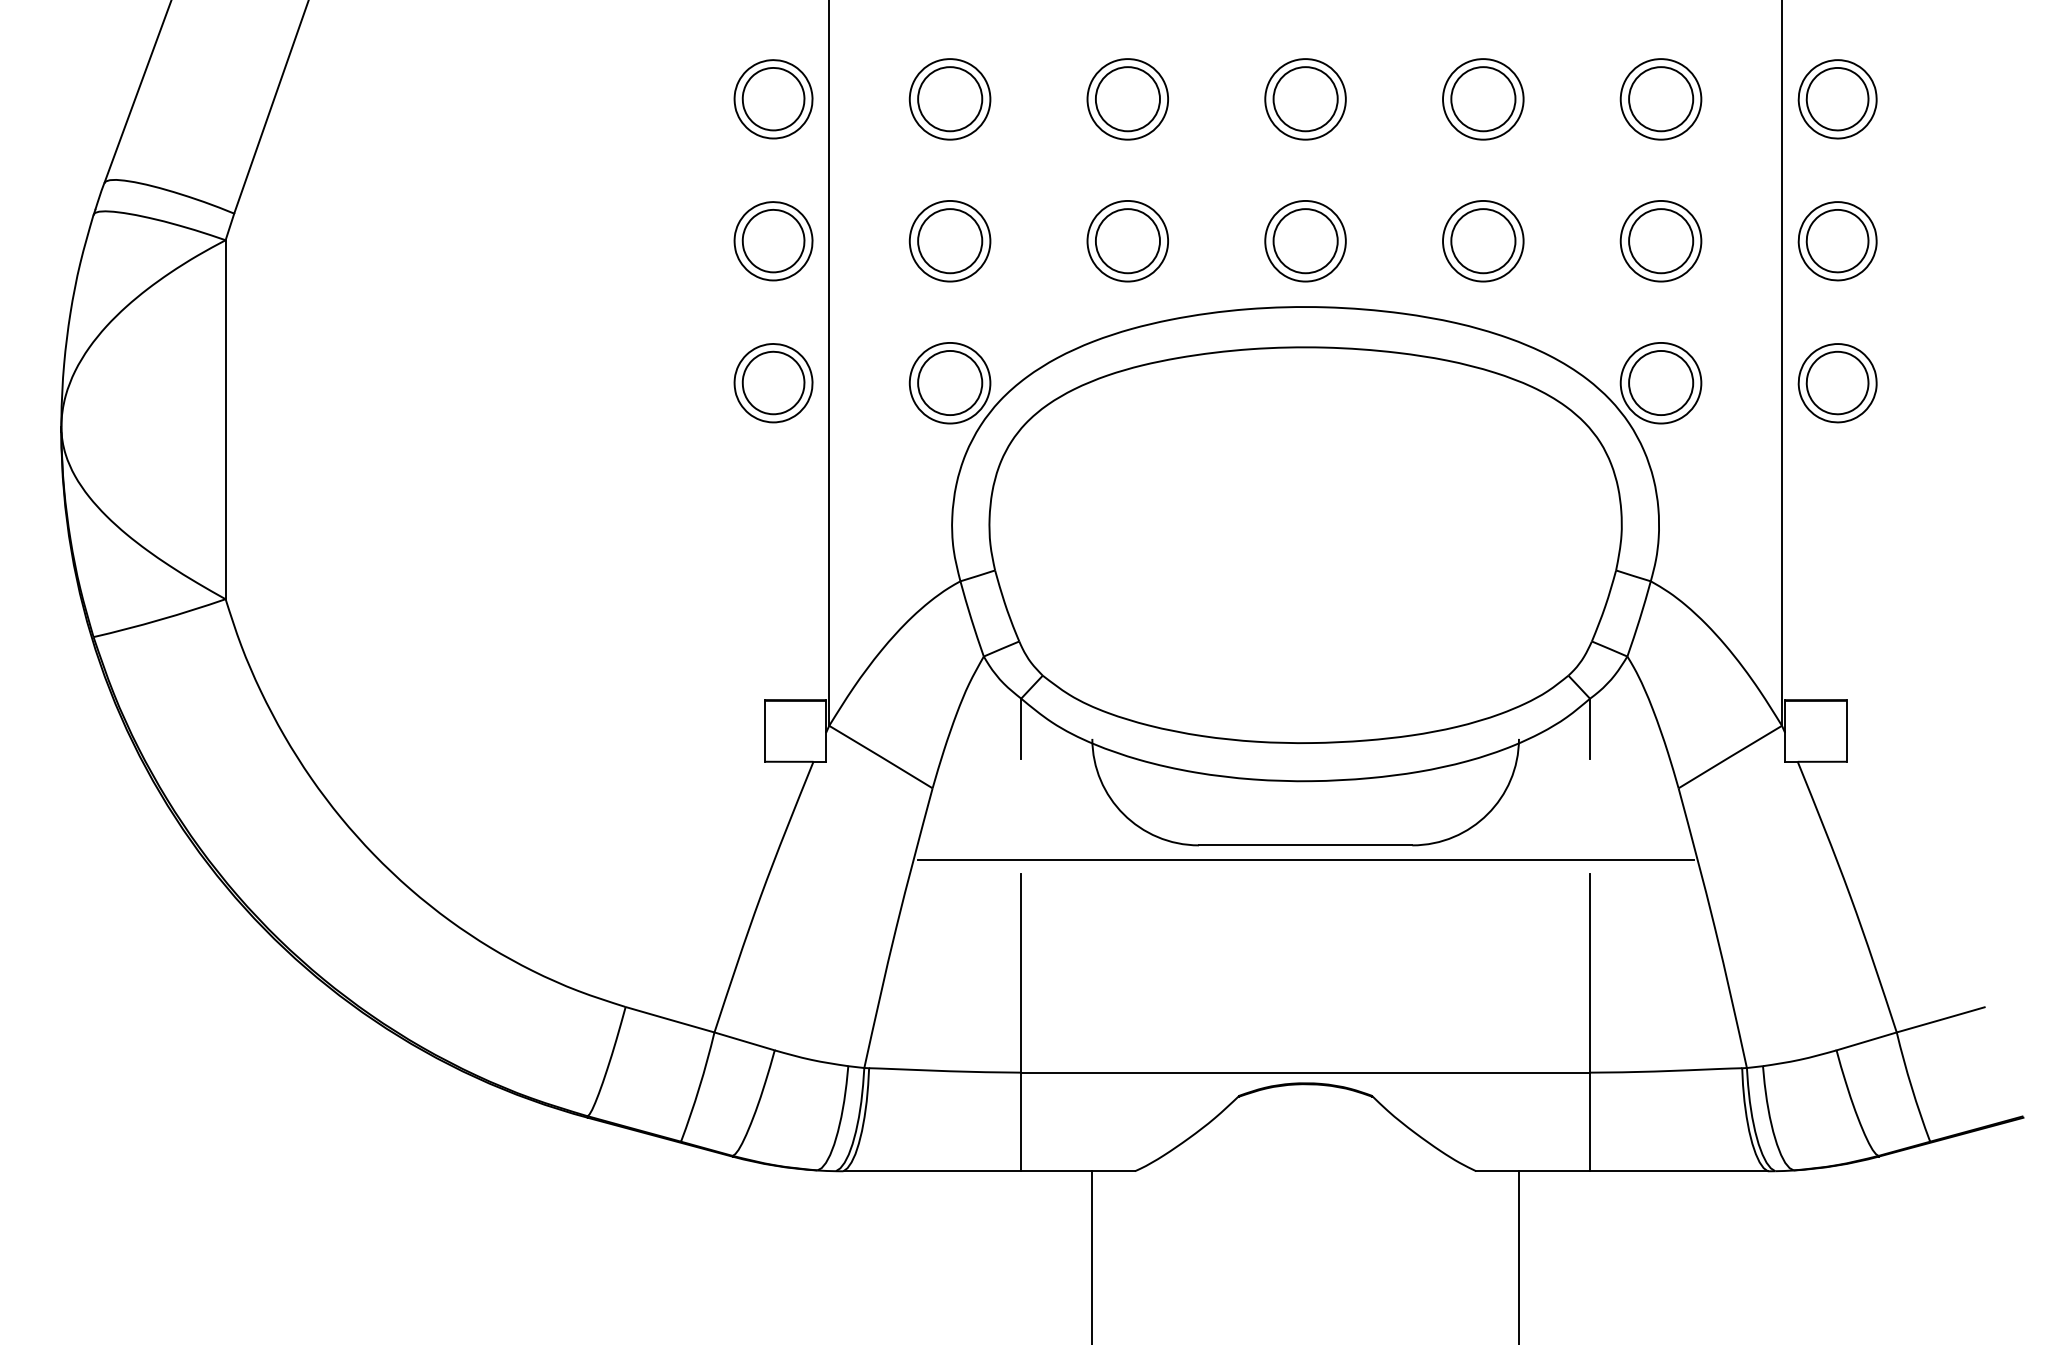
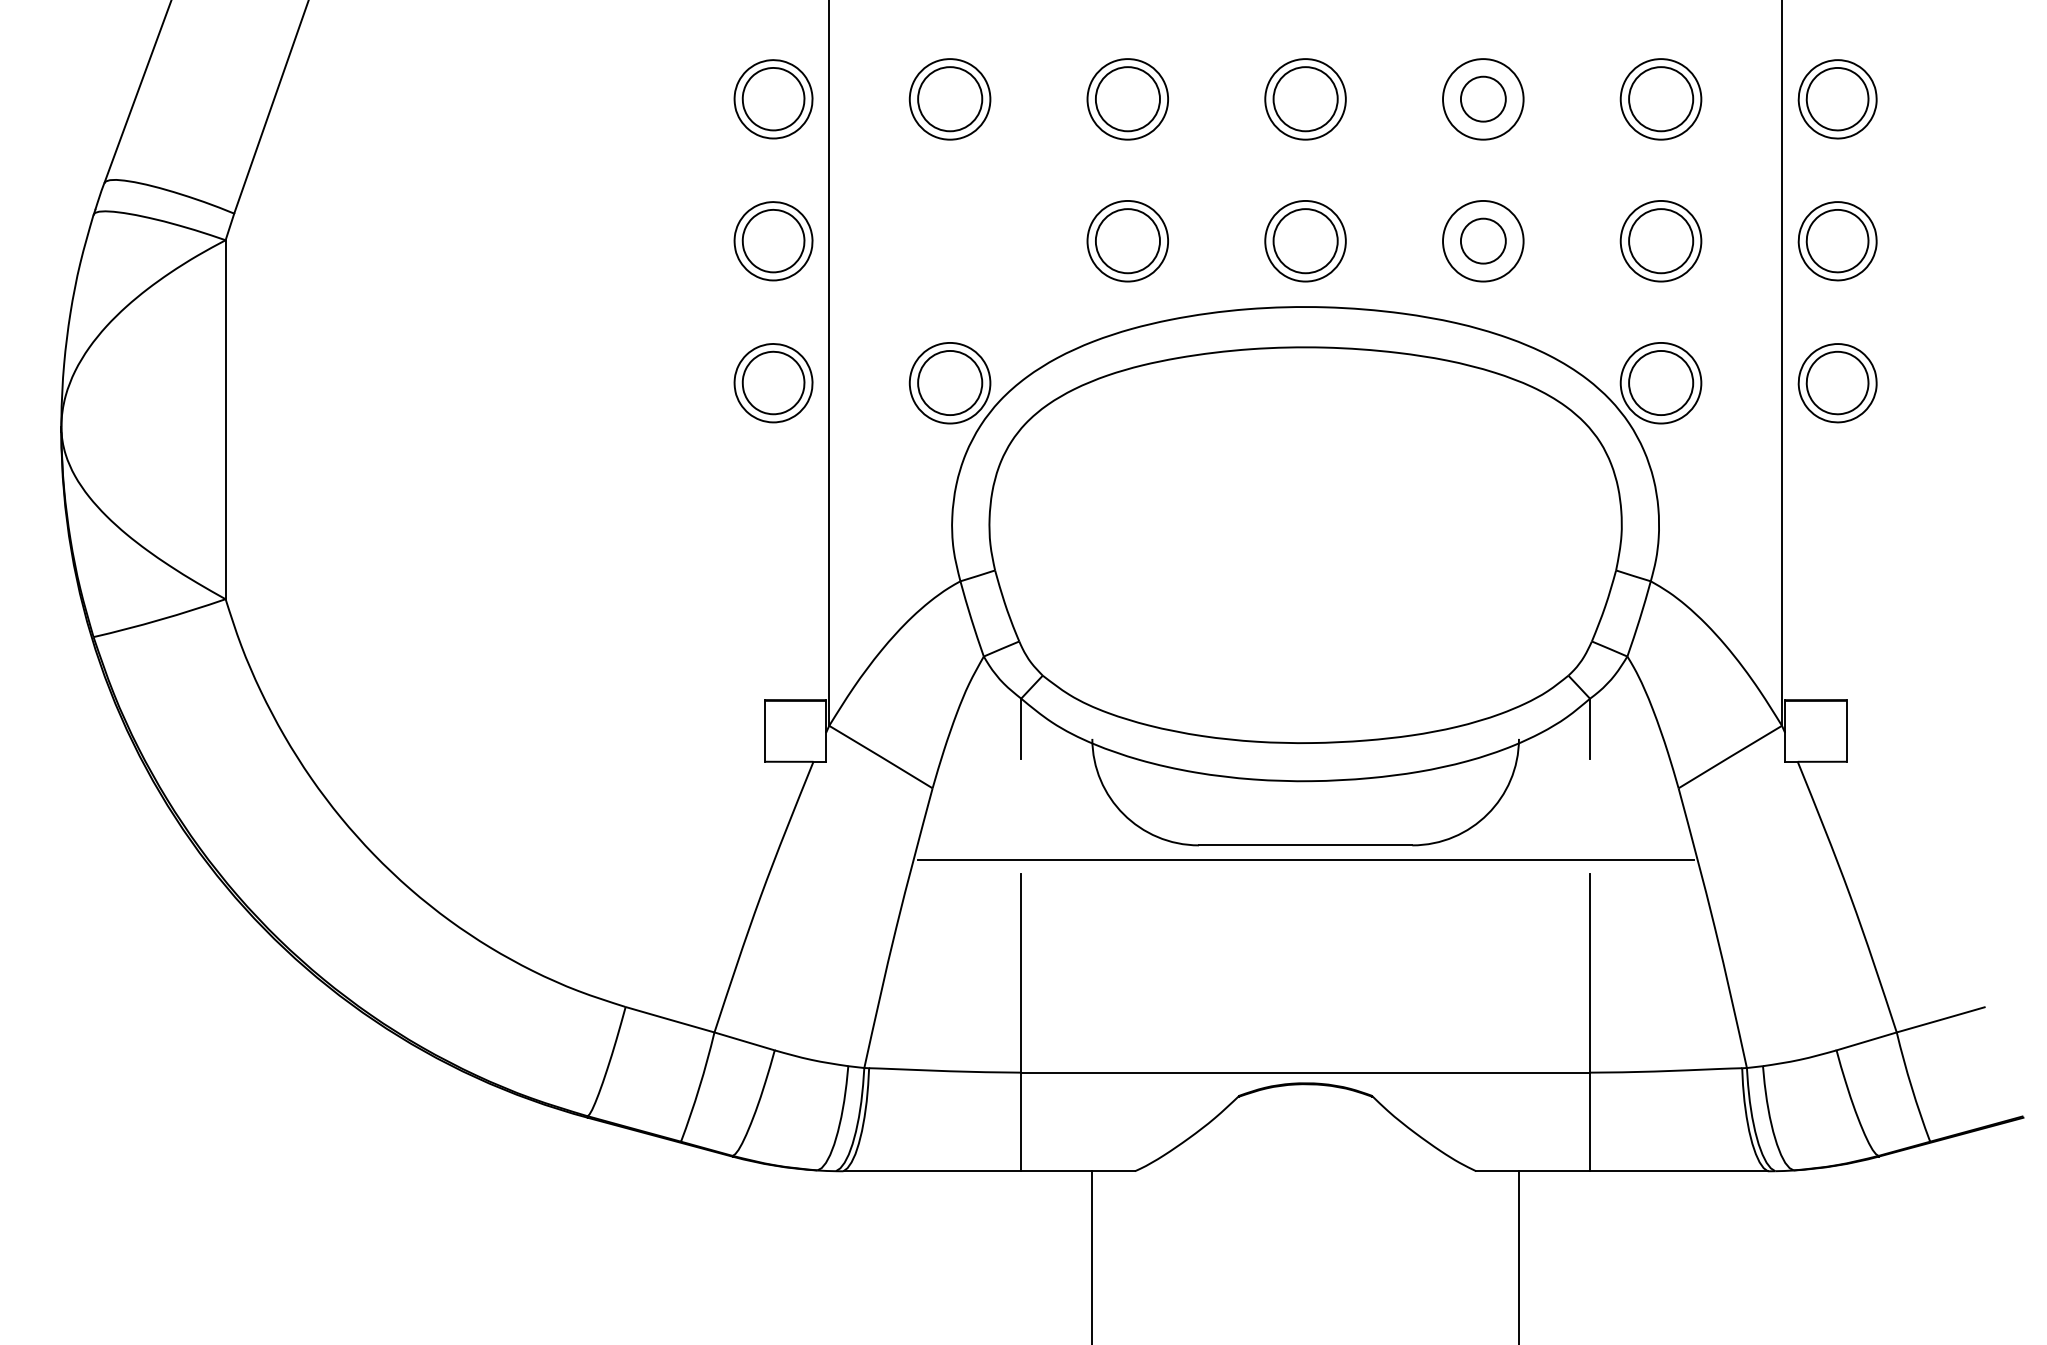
circle diameter: 64 px -> 45 px (1482, 98)
part: present -> none (949, 241)
circle diameter: 64 px -> 45 px (1482, 240)
